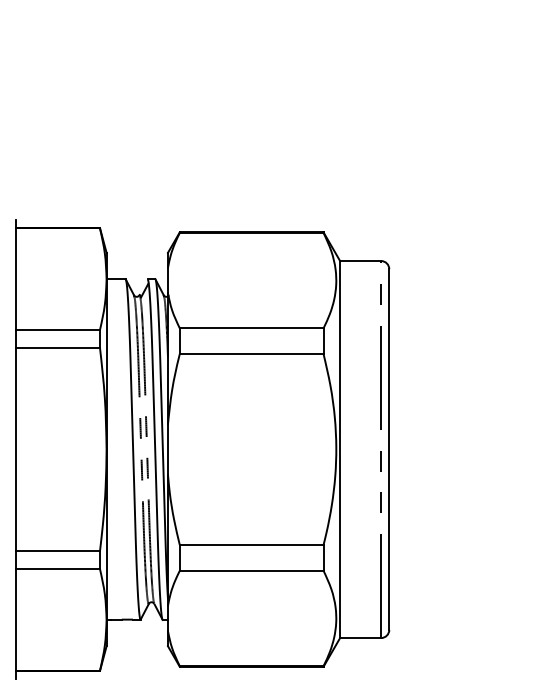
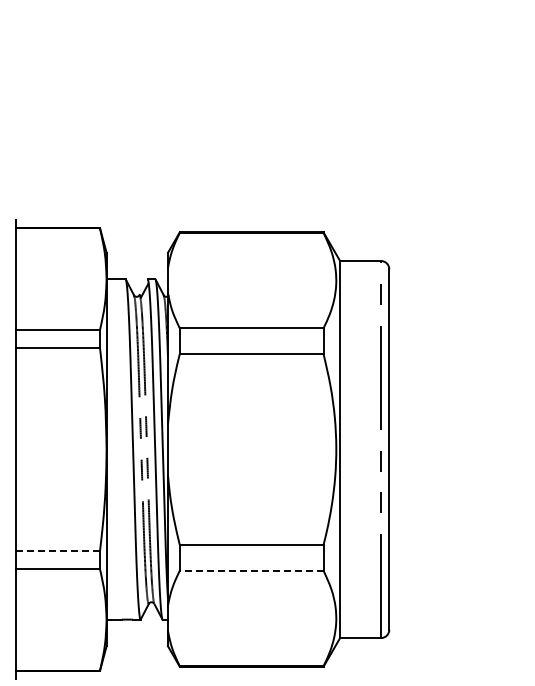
line: solid -> dashed (58, 550)
line: solid -> dashed (251, 570)
